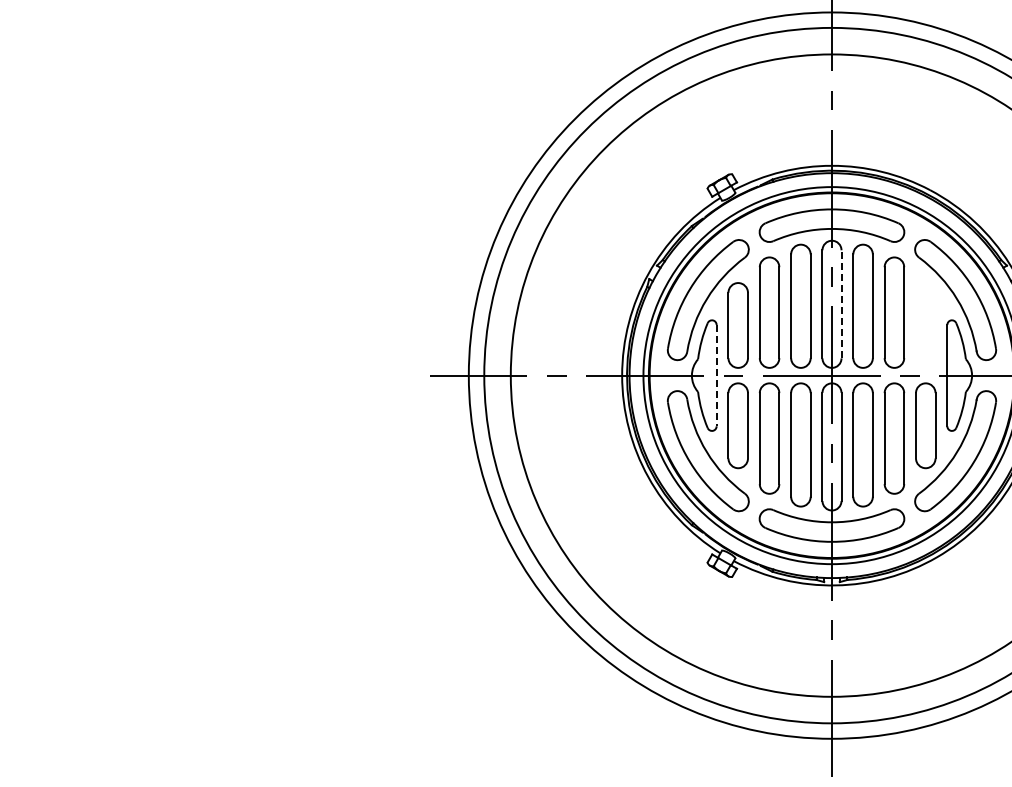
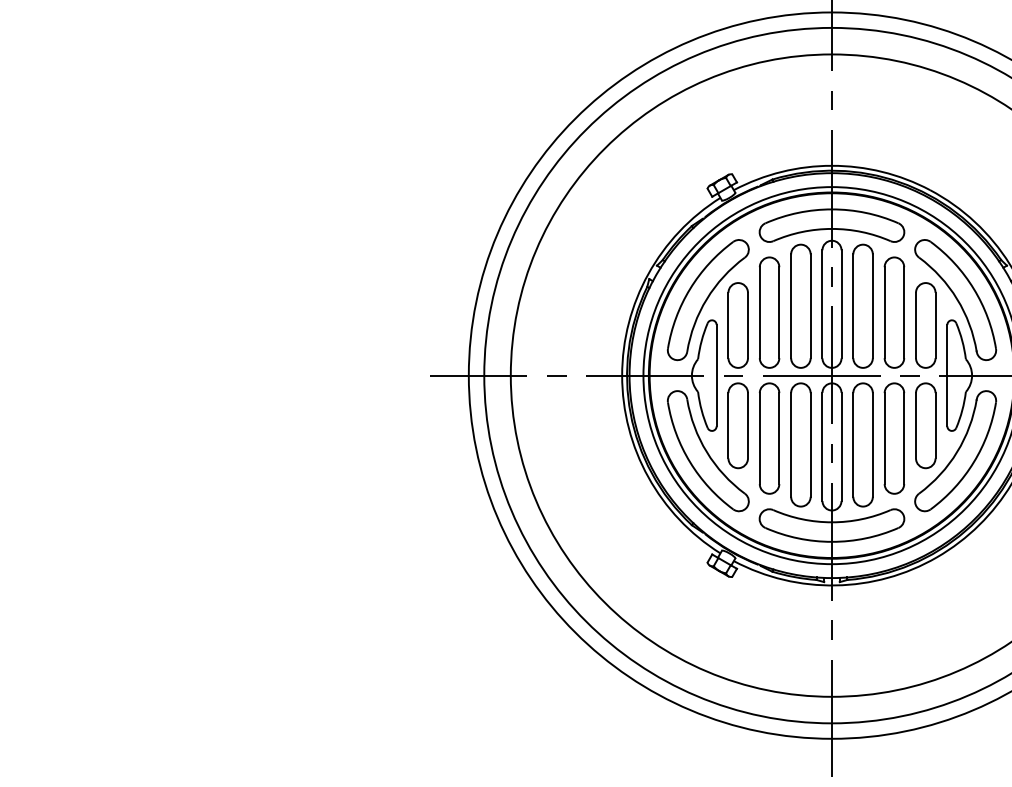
line: dashed -> solid (841, 303)
part: none -> present (925, 325)
line: dashed -> solid (716, 375)
